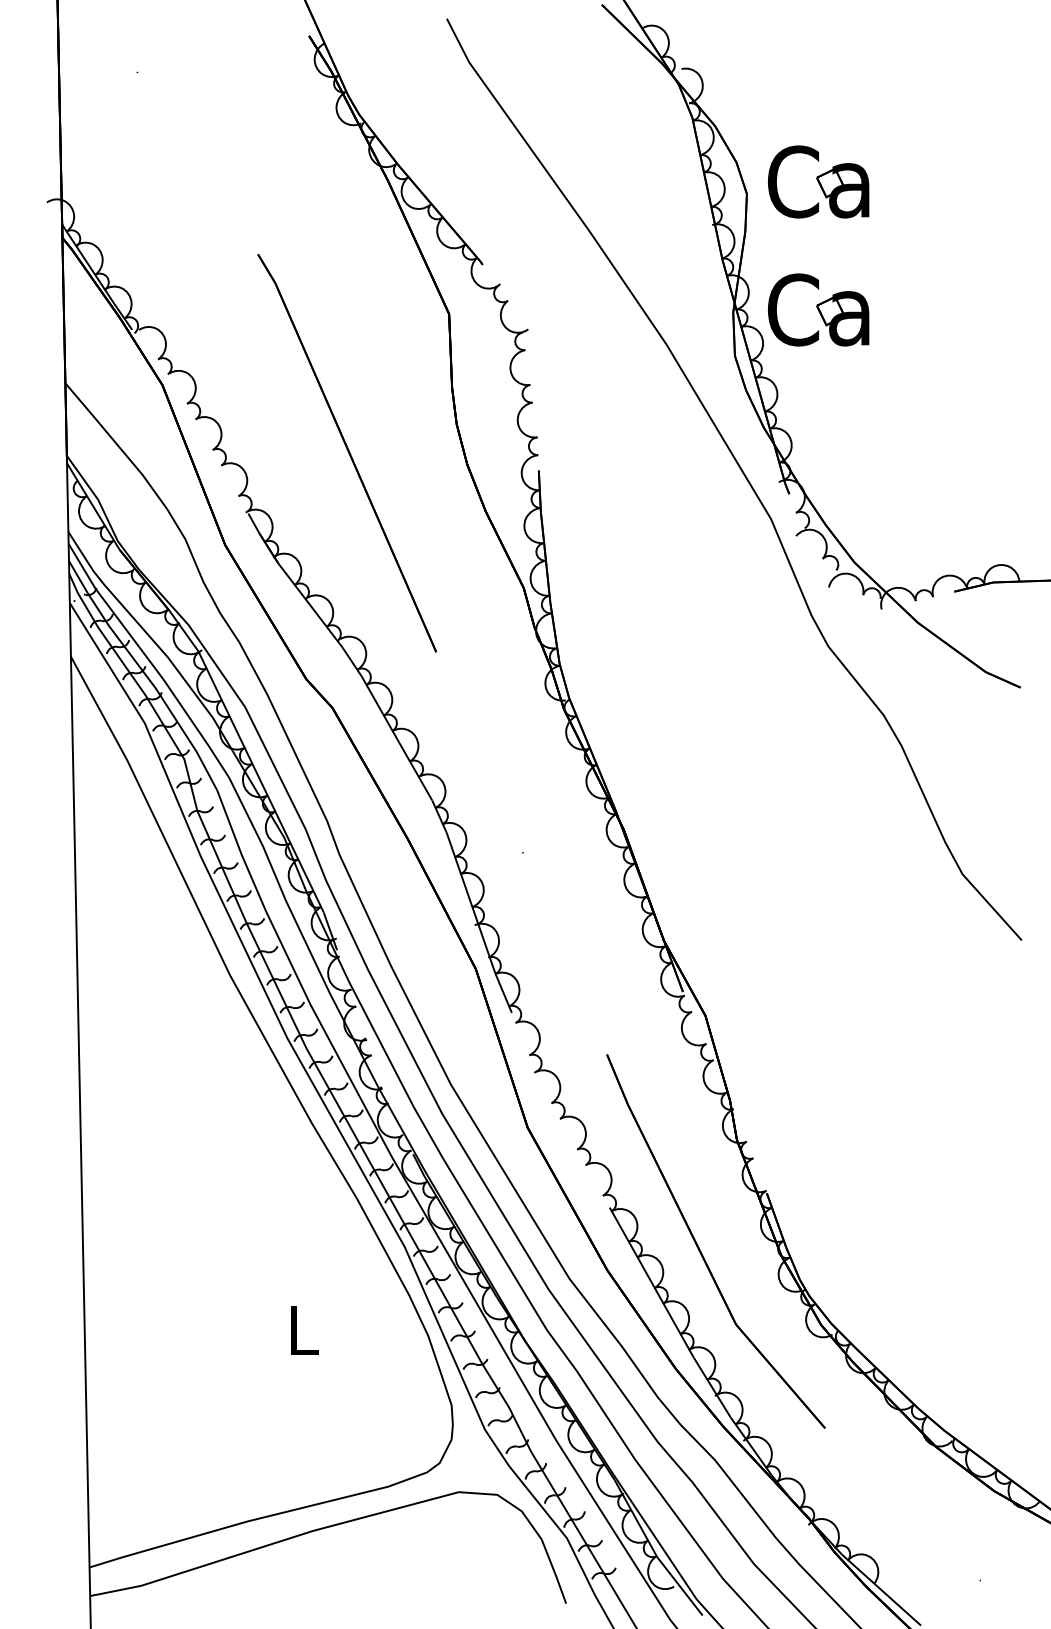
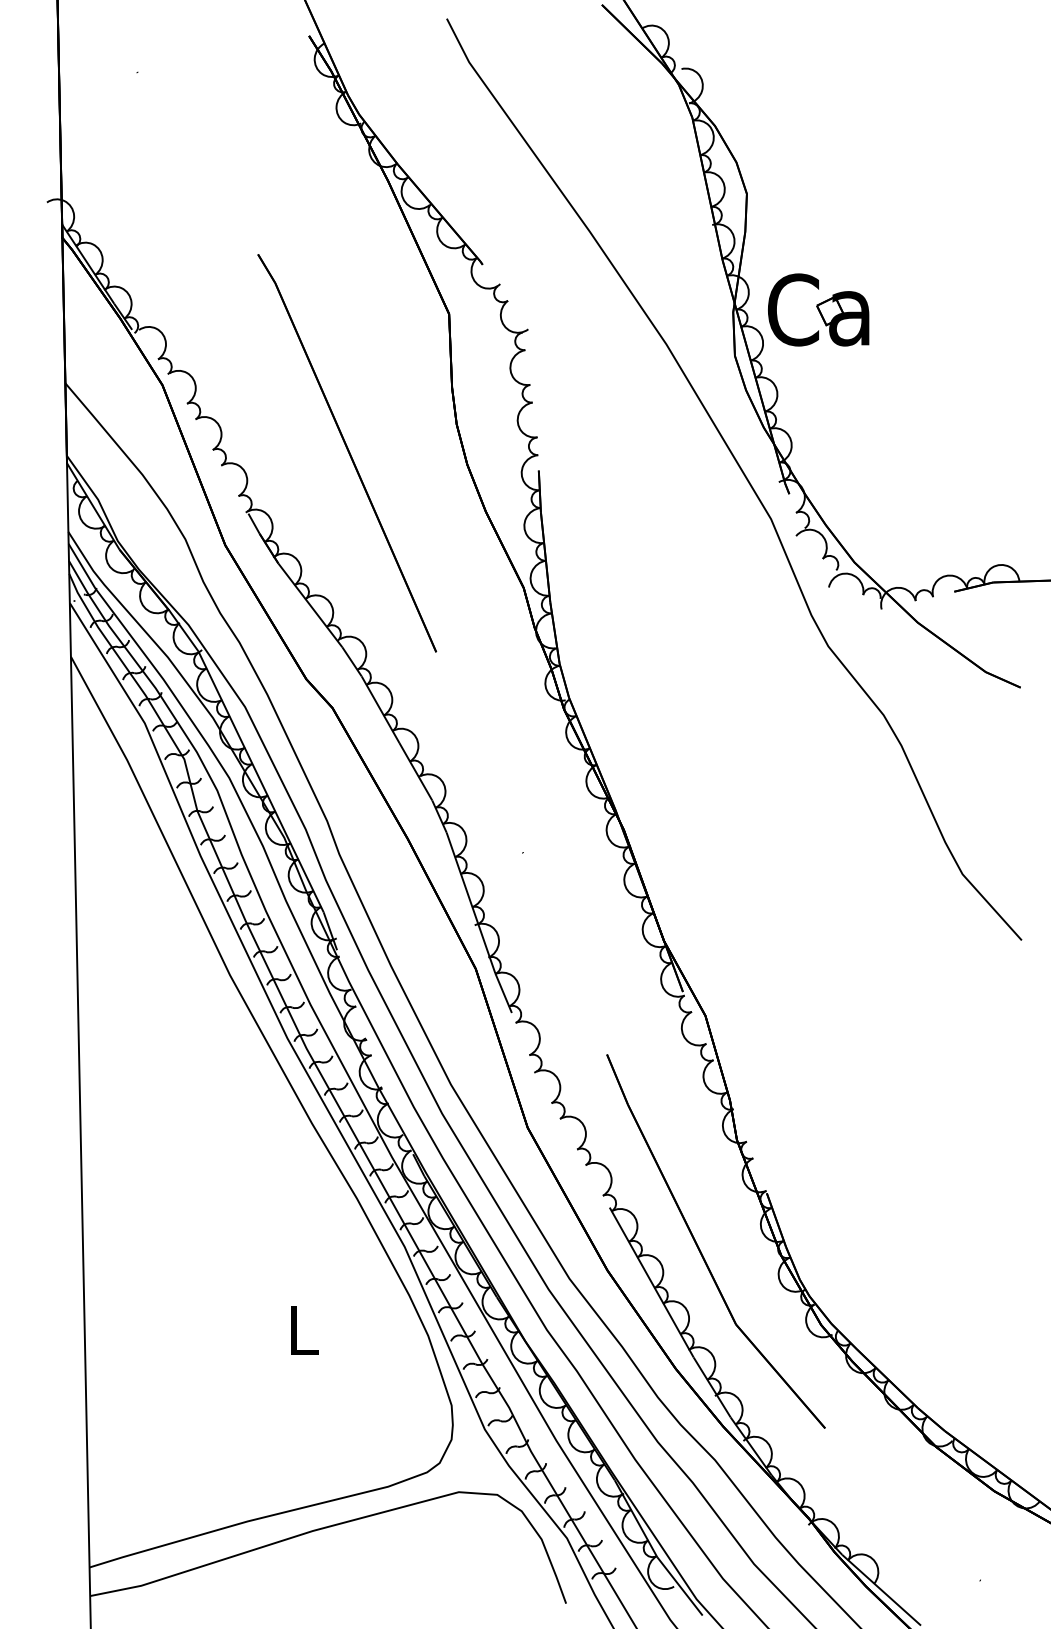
part: present -> none (818, 181)
